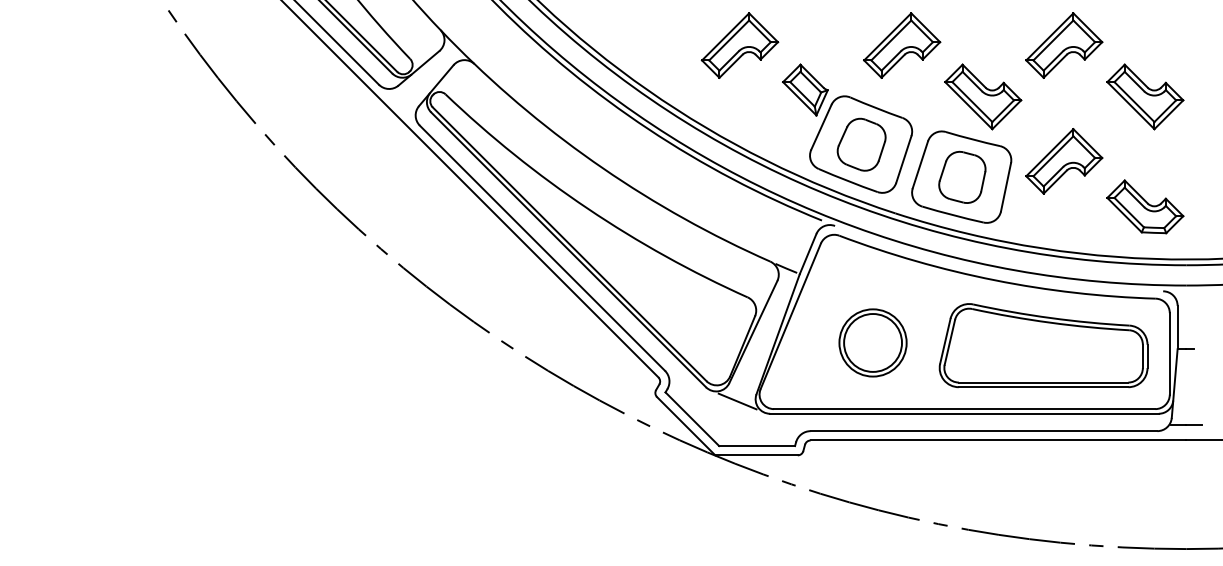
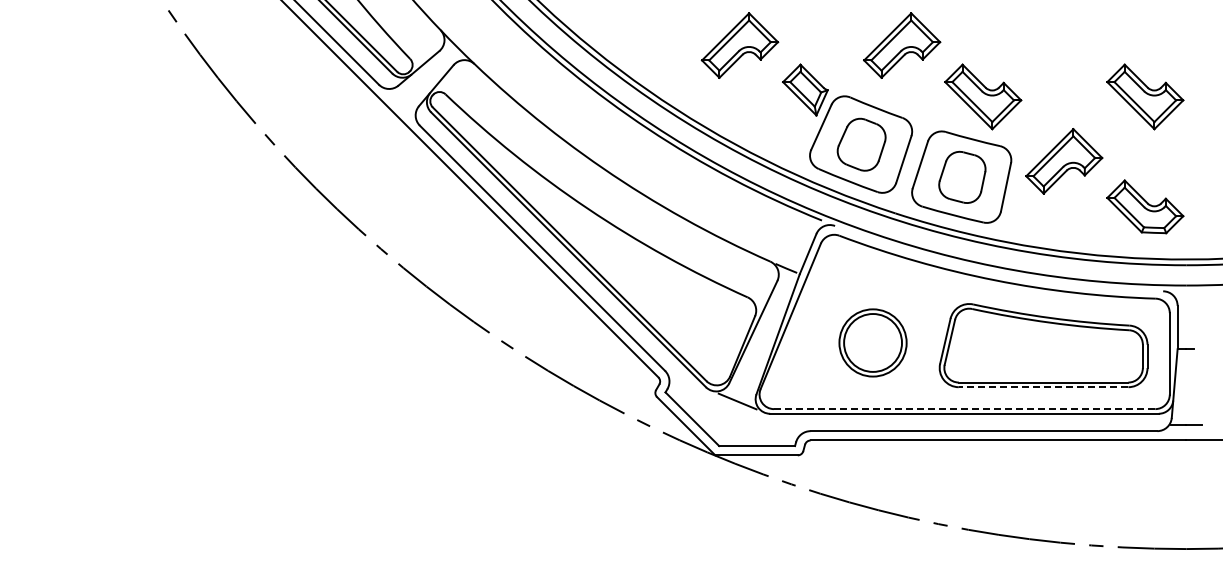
part: present -> none (1064, 45)
line: solid -> dashed (1043, 387)
line: solid -> dashed (964, 409)
